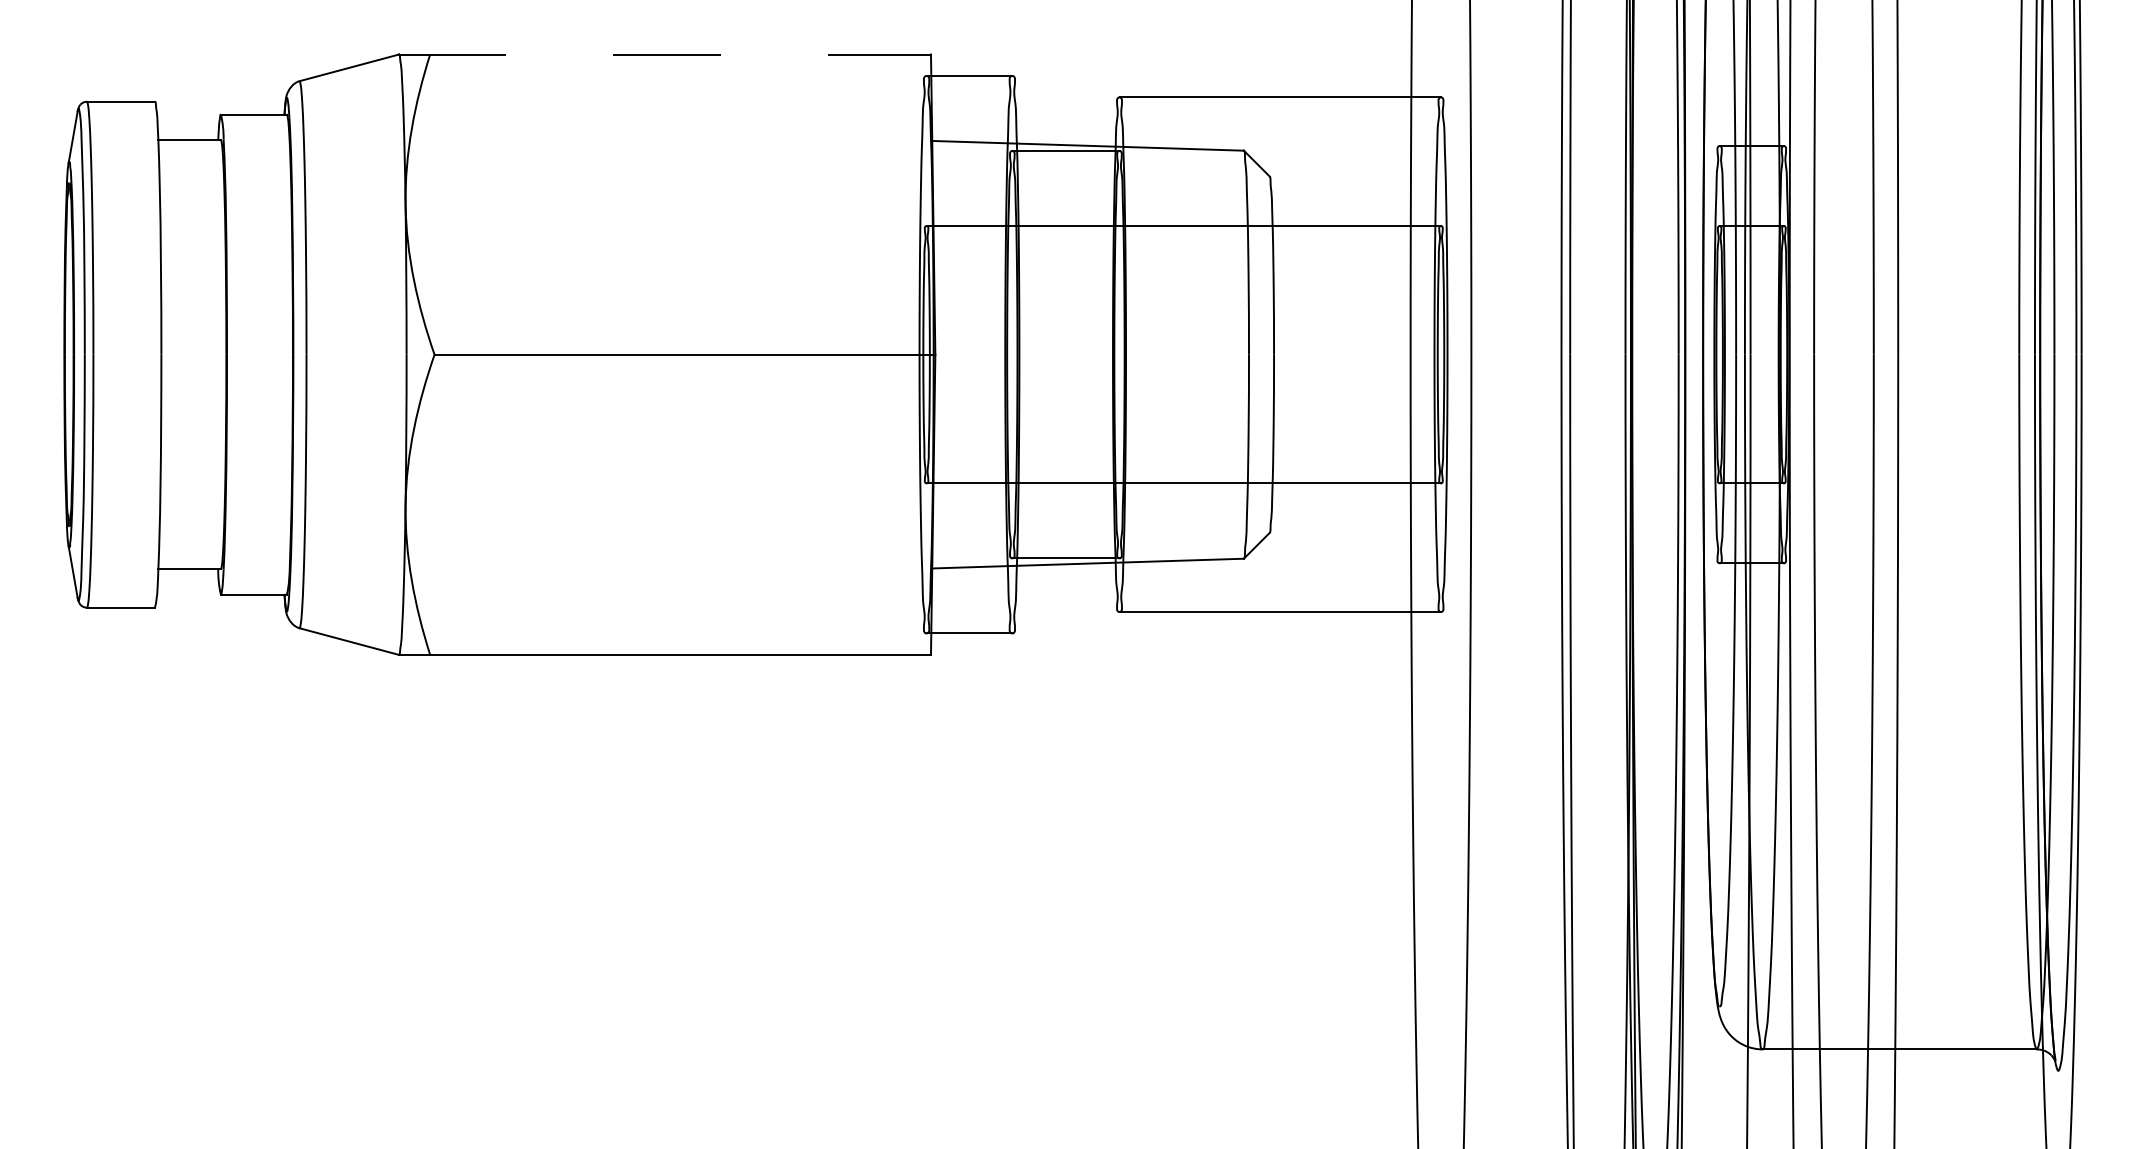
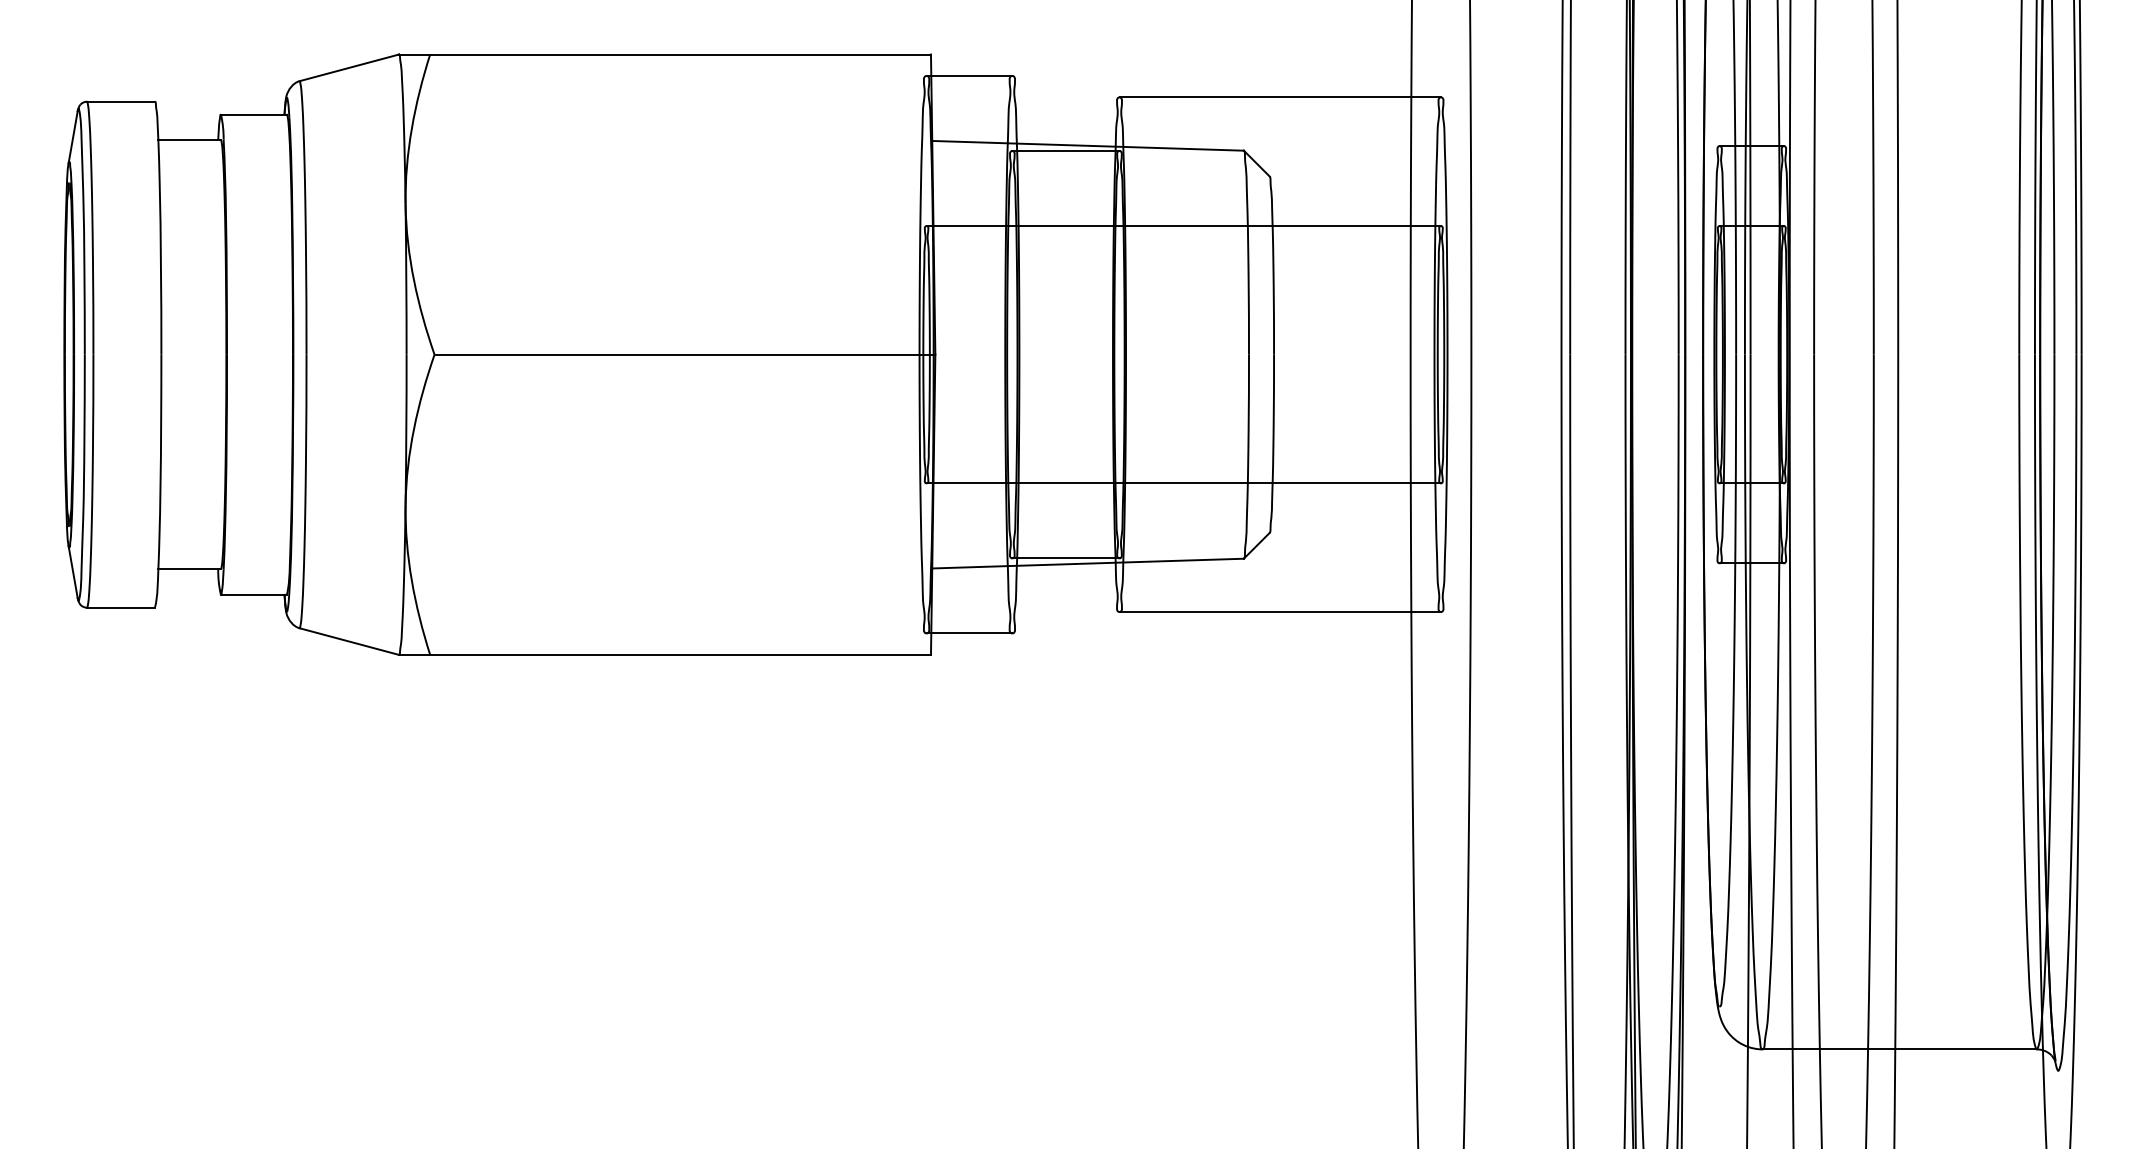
line: dashed -> solid (664, 54)
